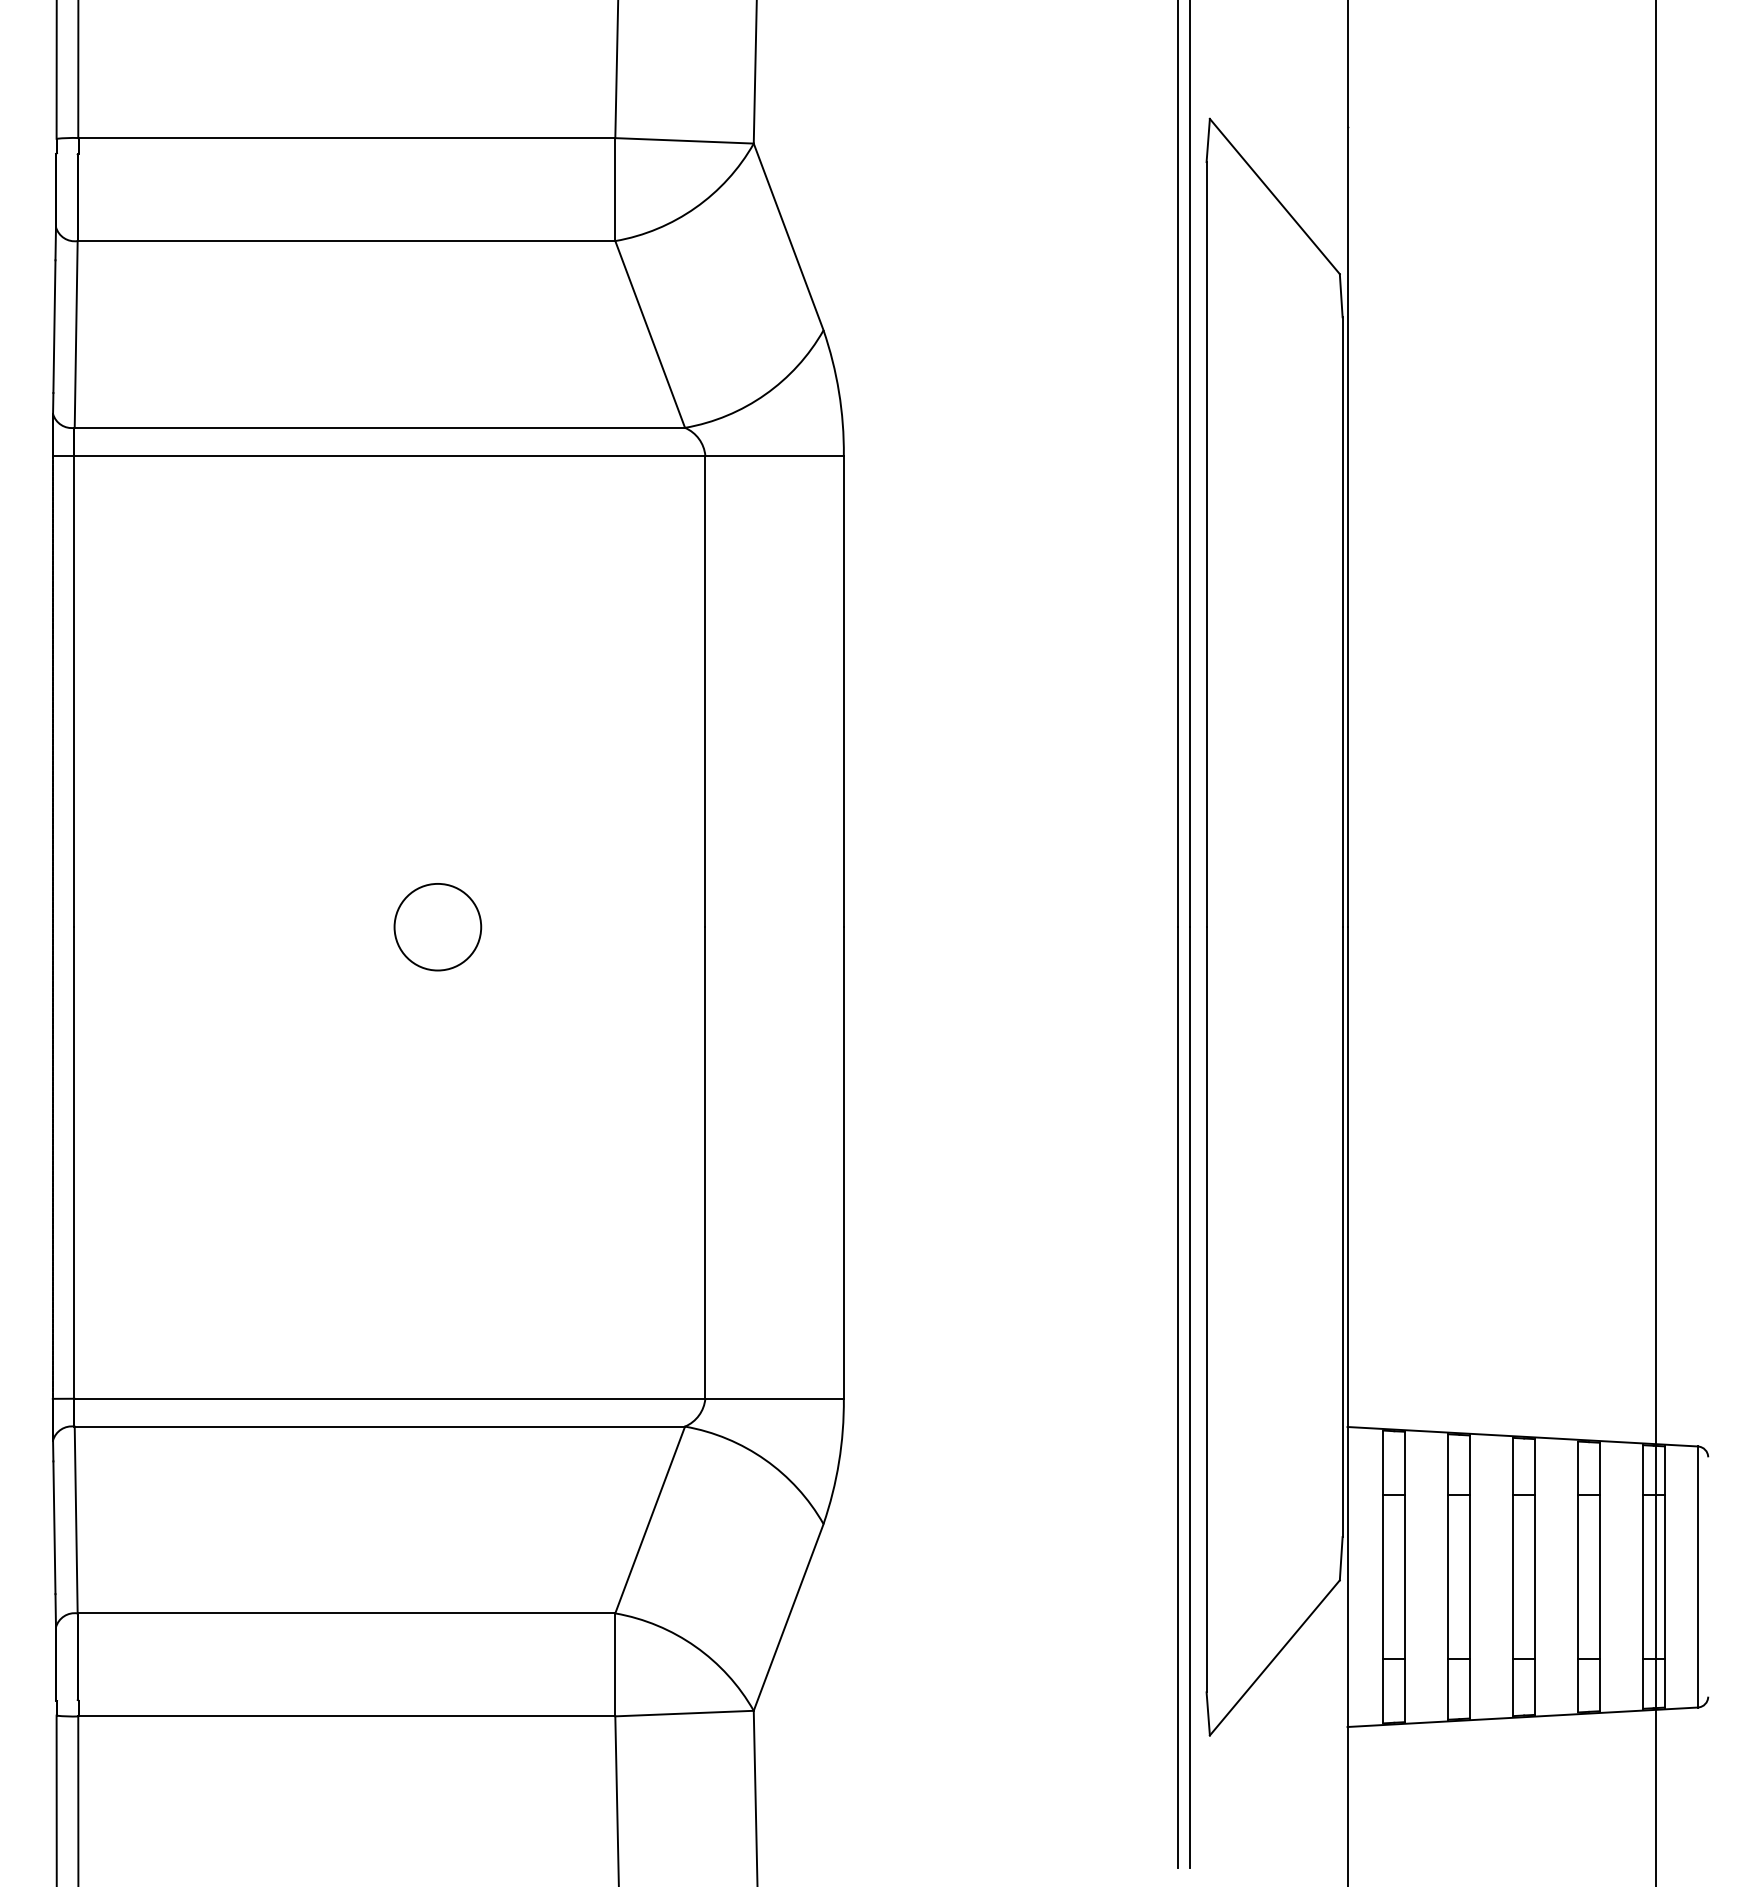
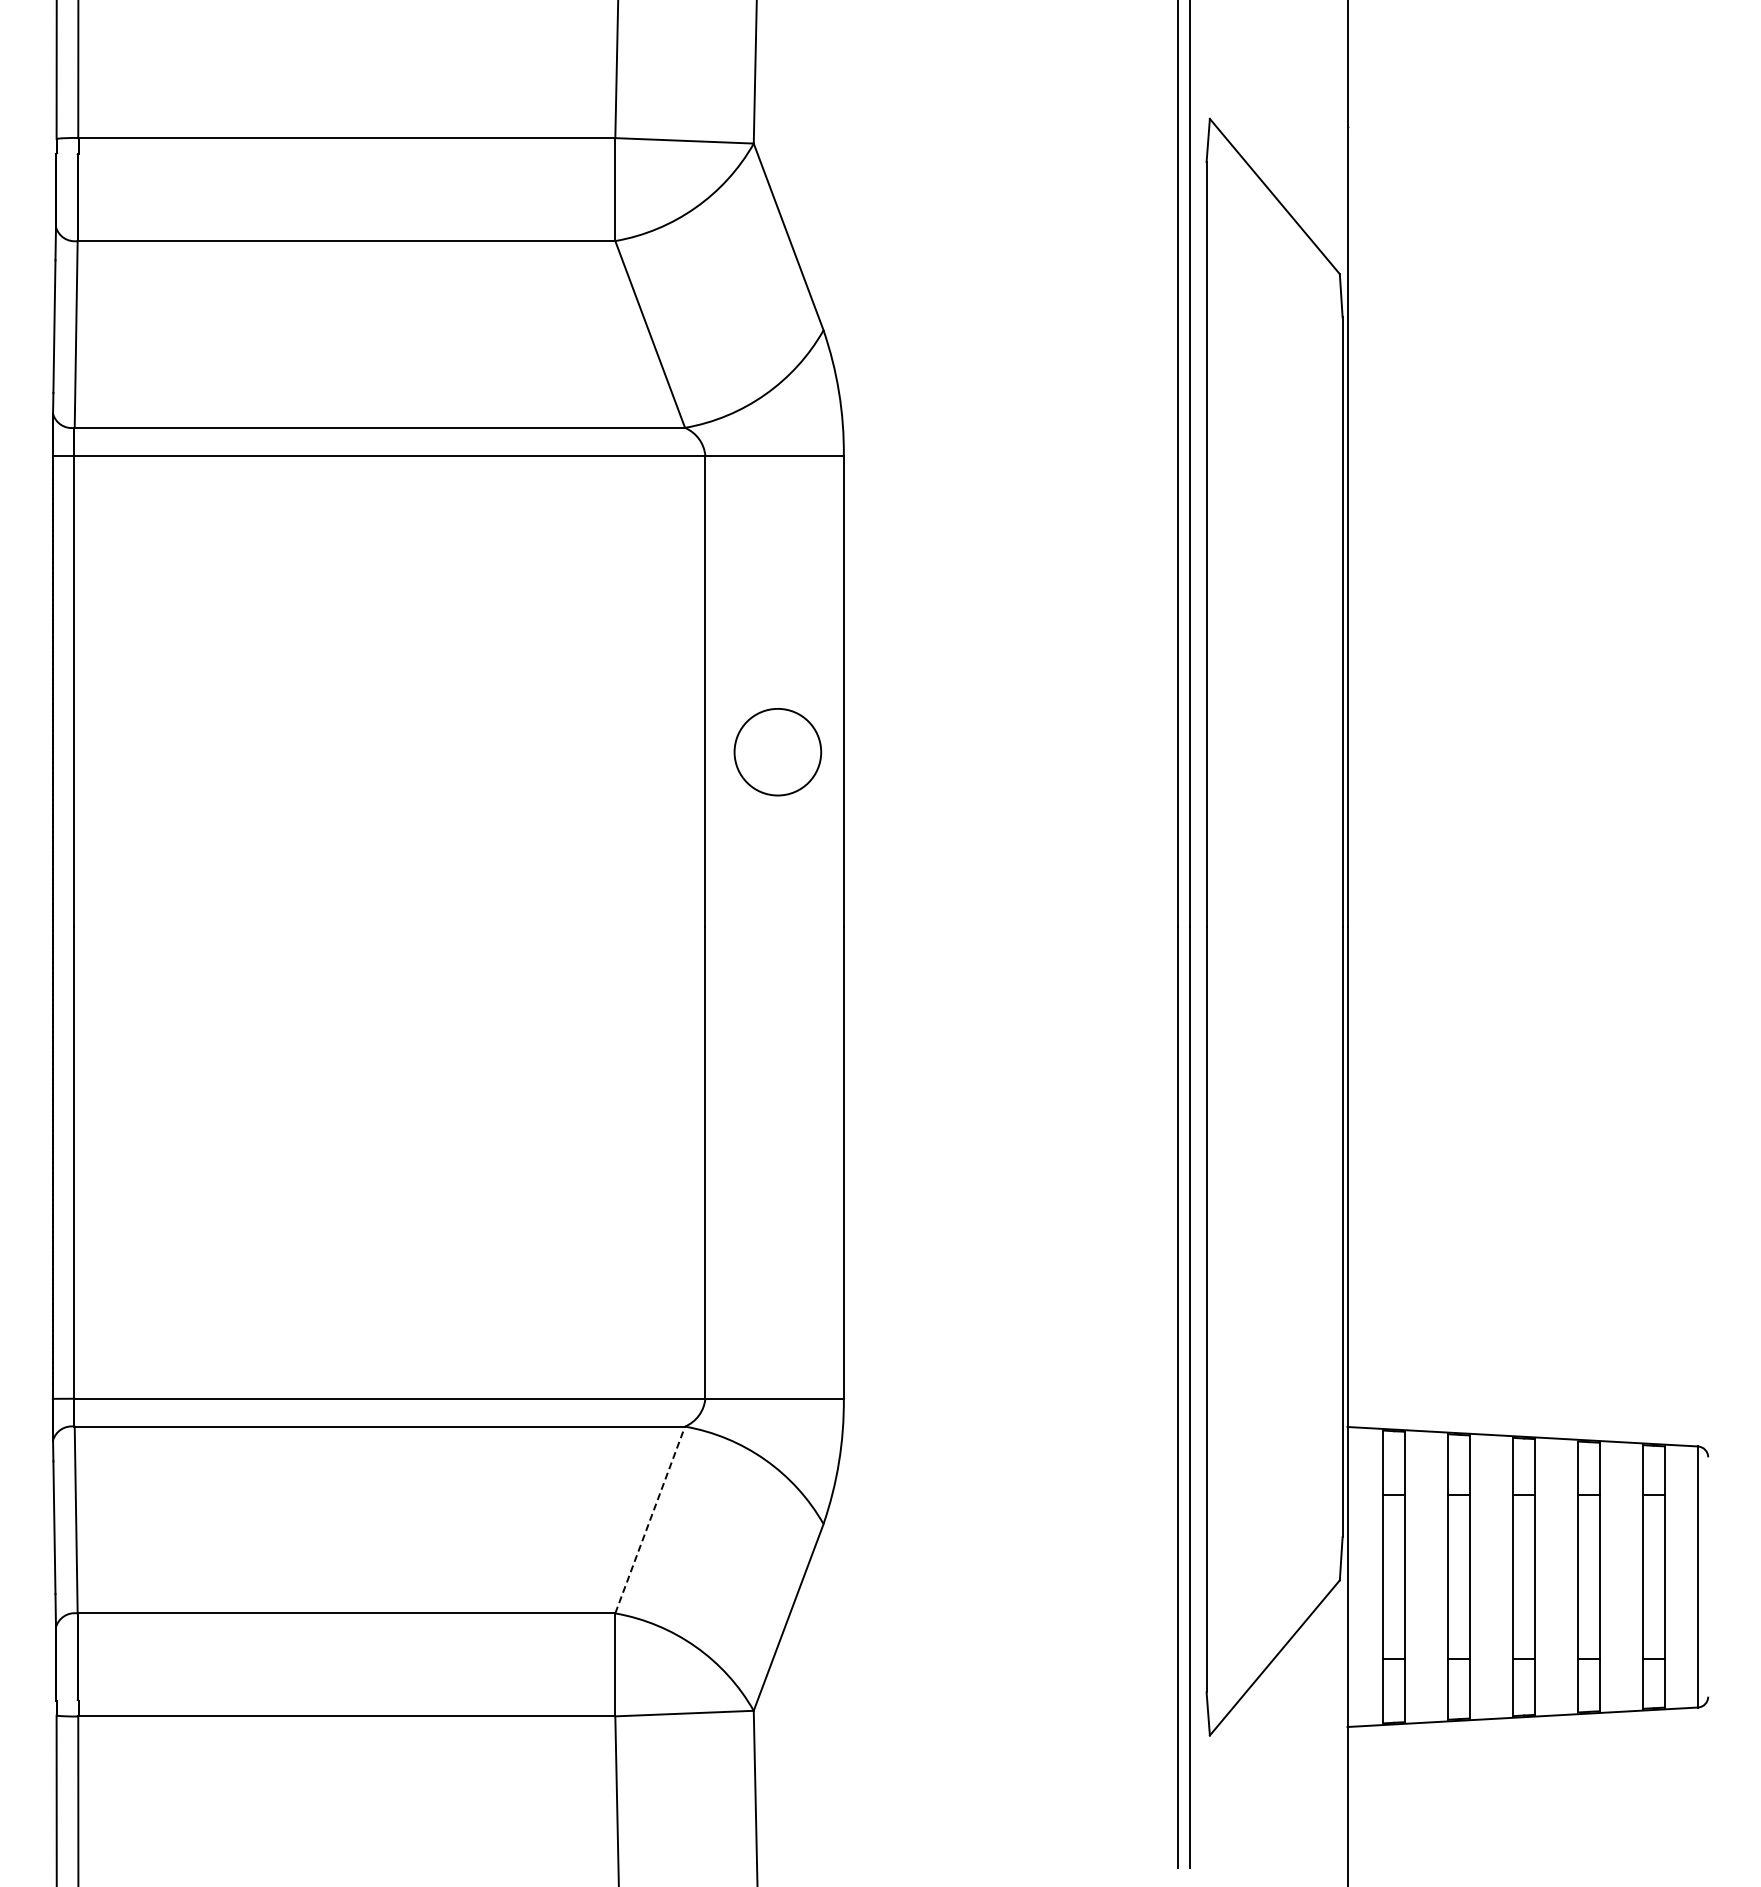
circle position: (437, 927) -> (777, 752) (777, 752)
line: present -> none (1656, 942)
line: solid -> dashed (650, 1520)
